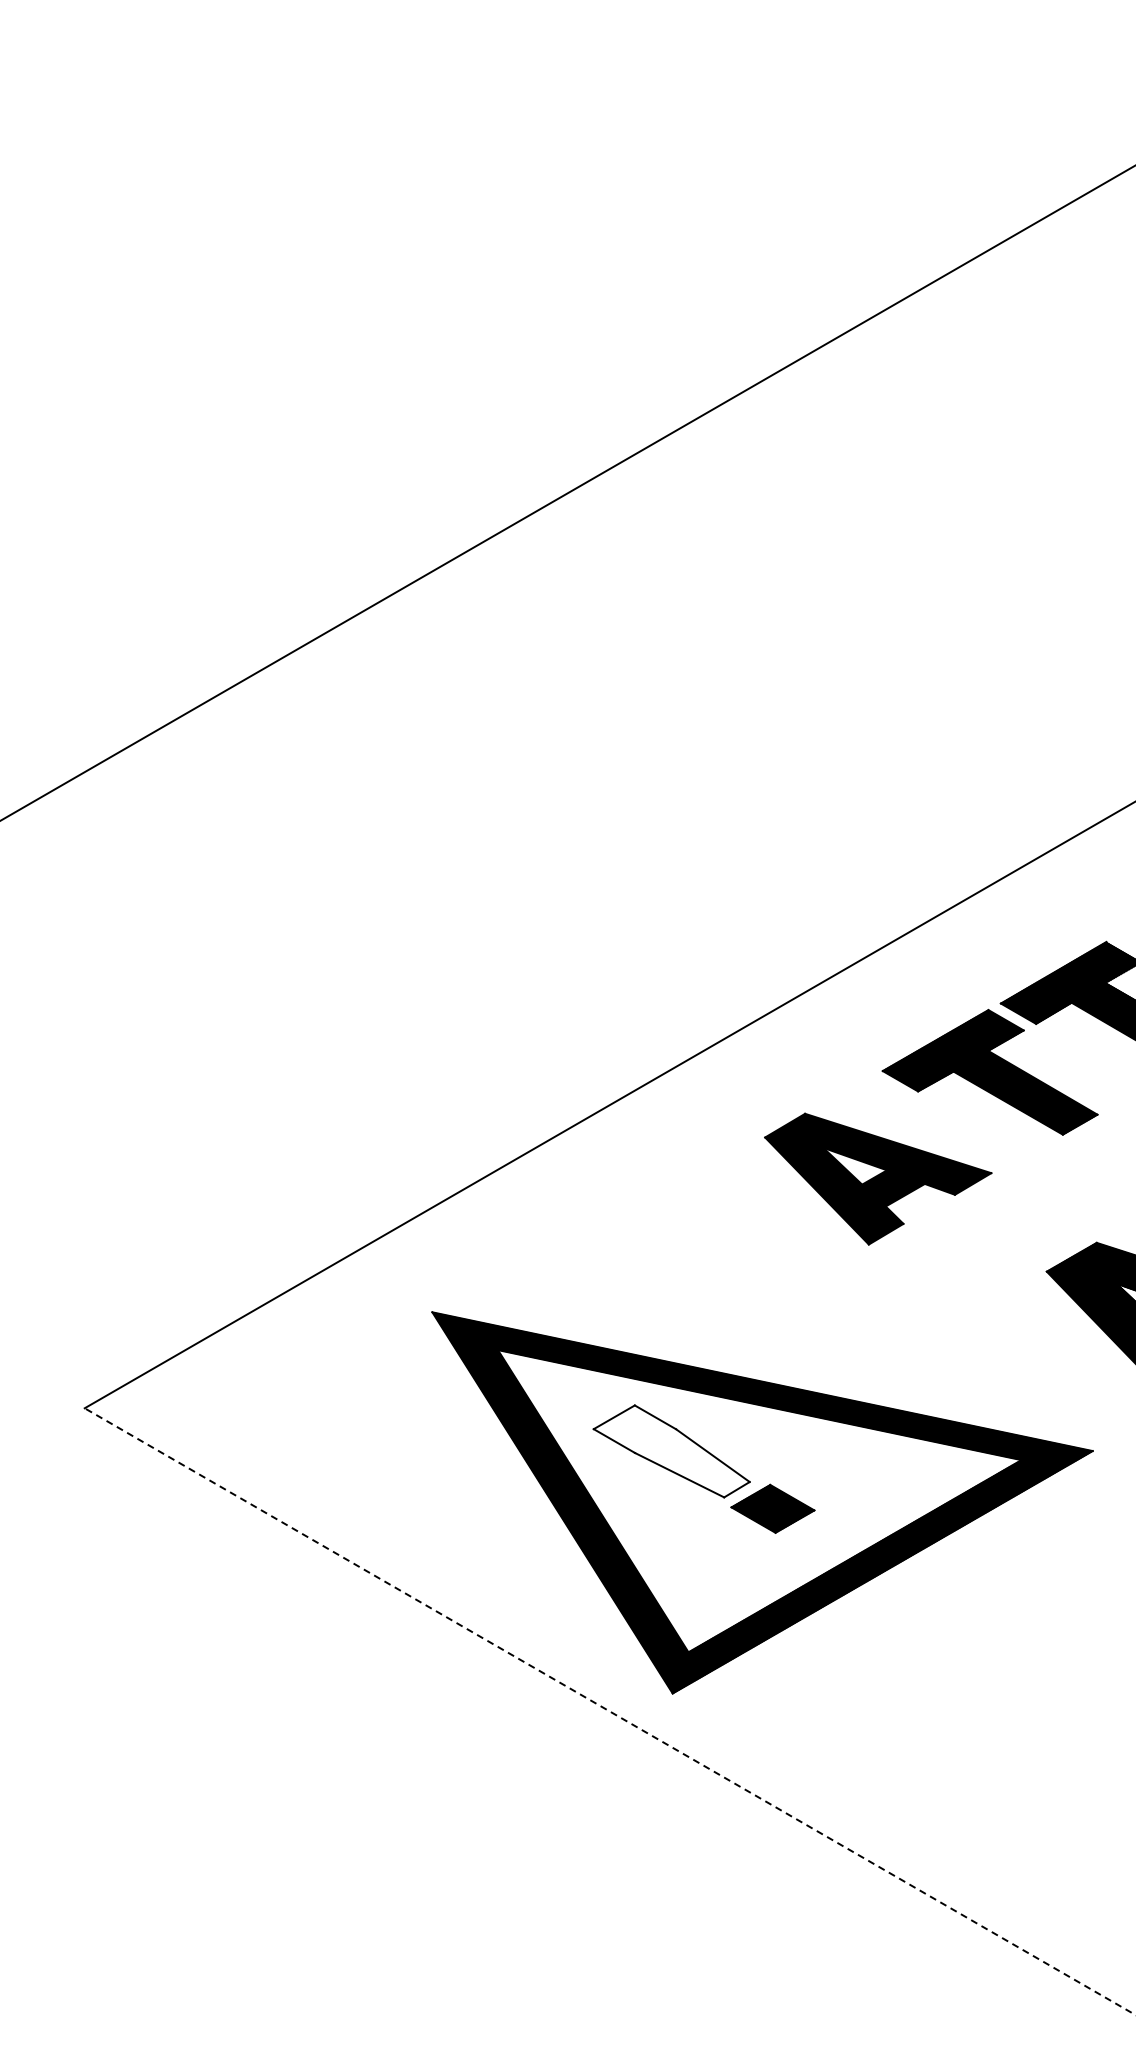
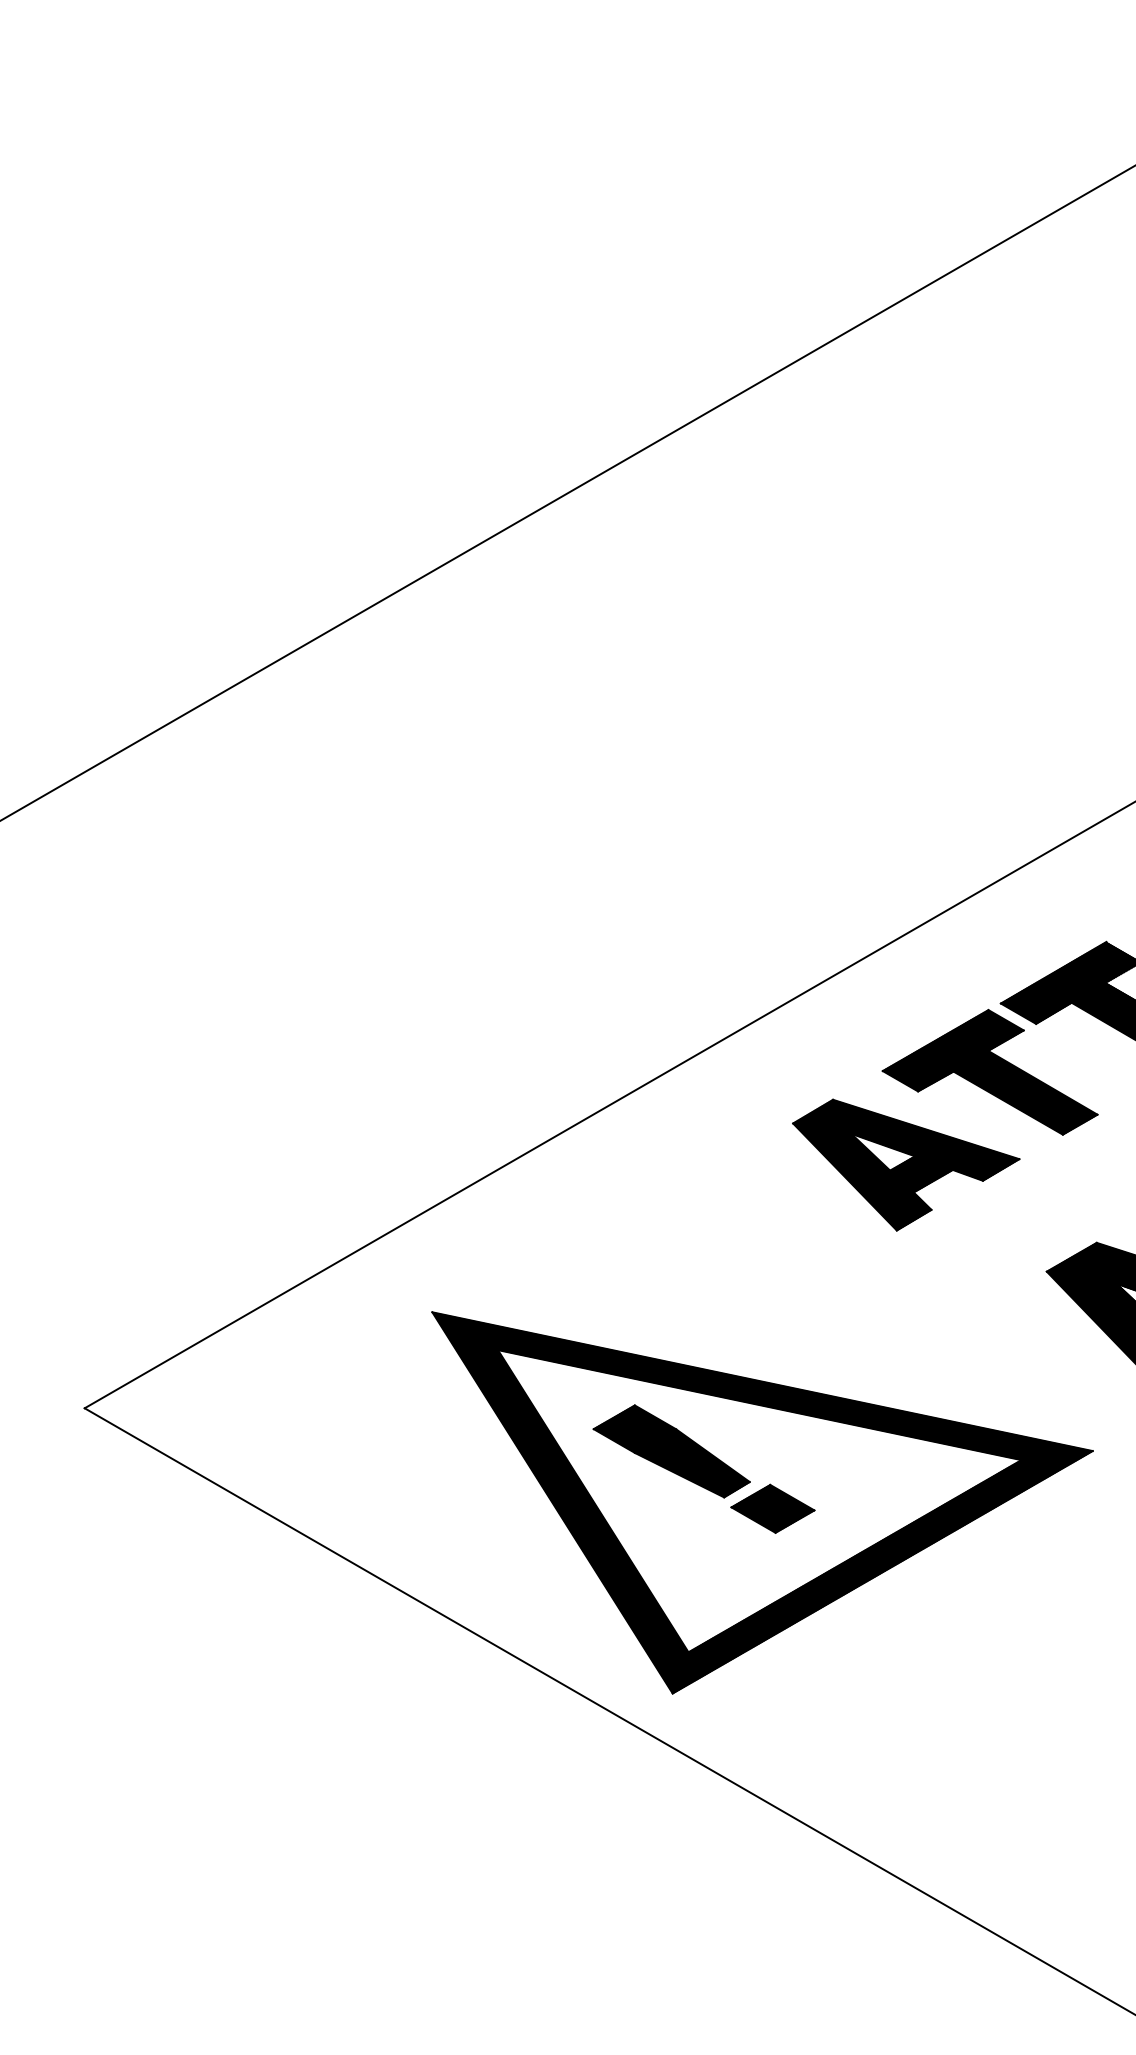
part position: (878, 1178) -> (906, 1164) (906, 1164)
hatch: none -> present (671, 1451)
line: dashed -> solid (610, 1711)
